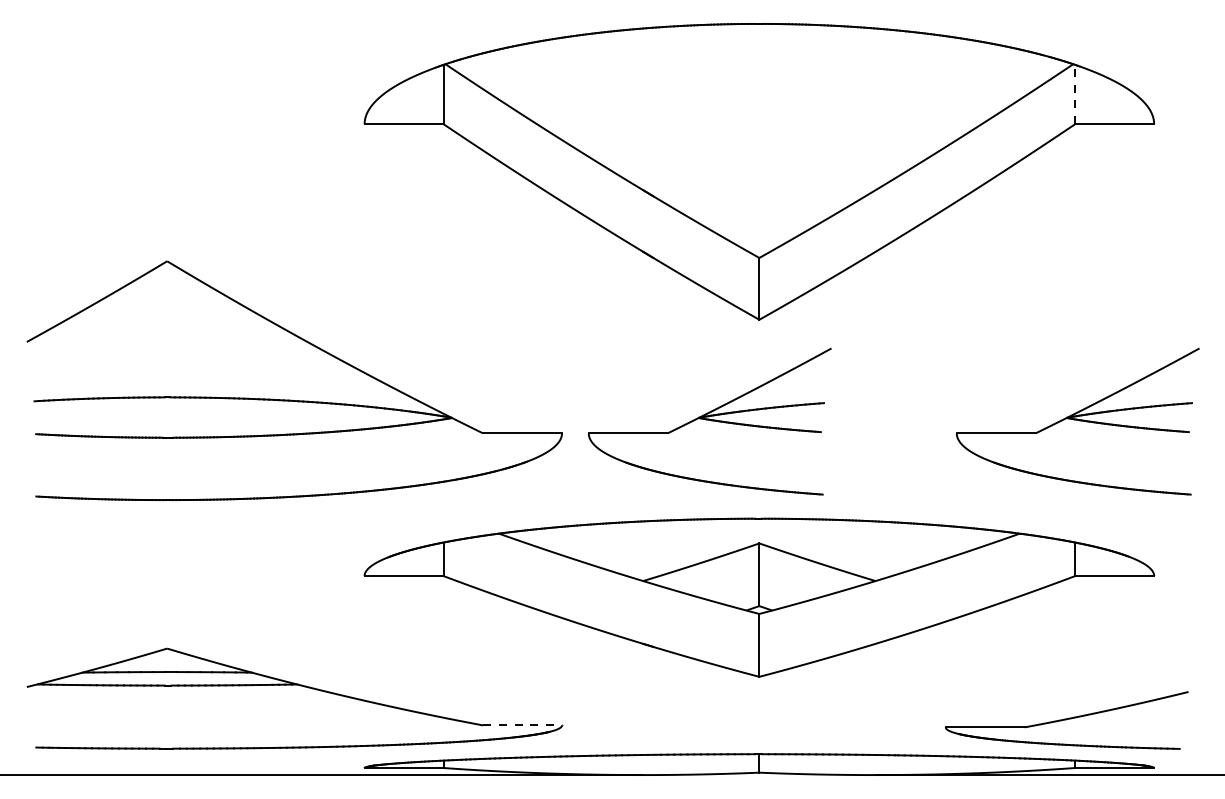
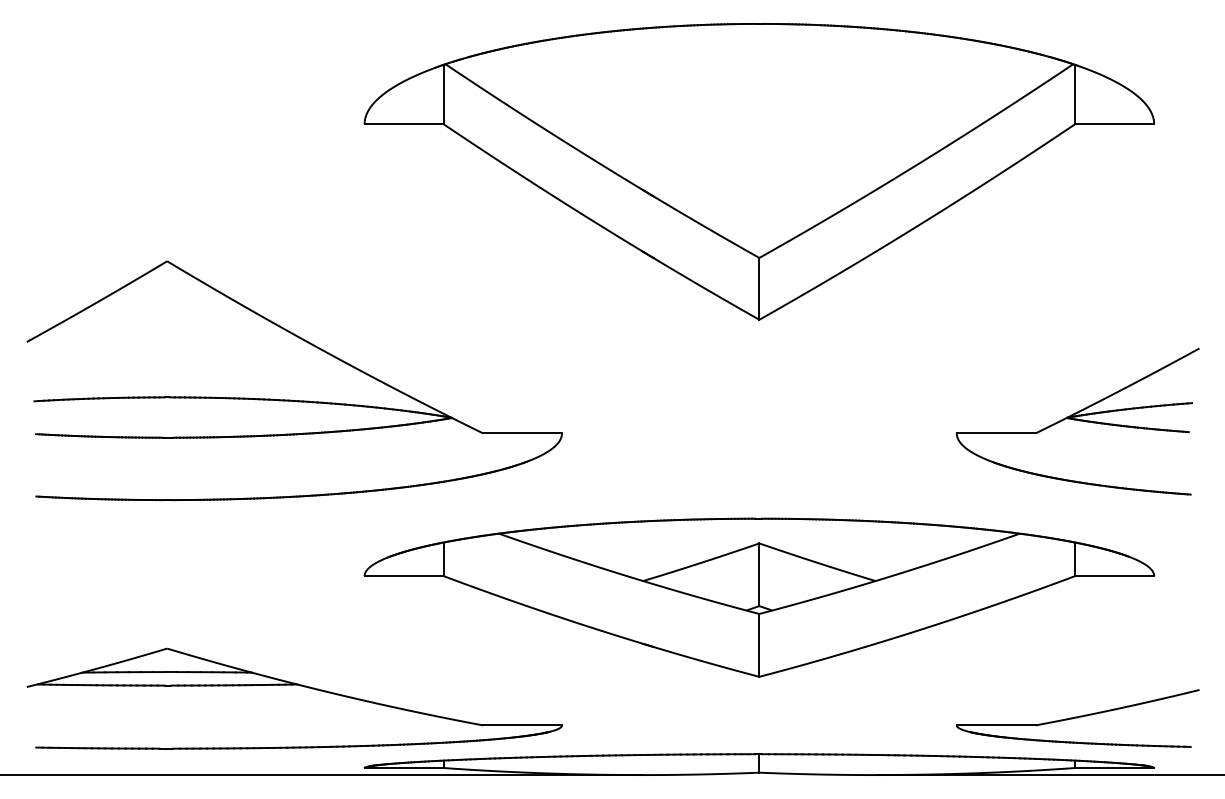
line: dashed -> solid (1075, 94)
part: present -> none (709, 421)
part position: (1066, 720) -> (1077, 718) (1077, 718)
line: dashed -> solid (523, 725)
